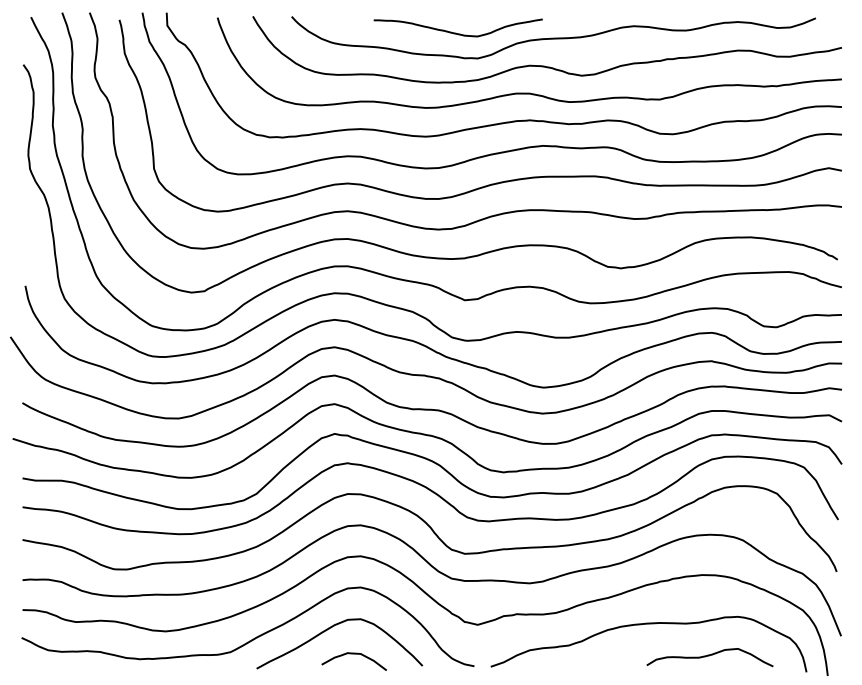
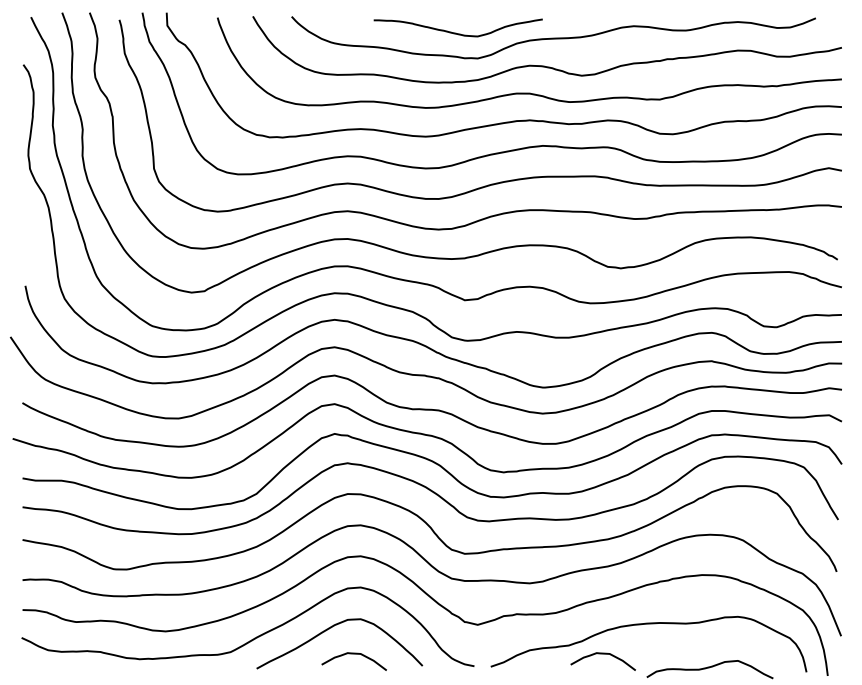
curve: none -> present (602, 654)
curve position: (709, 656) -> (709, 668) (709, 668)
